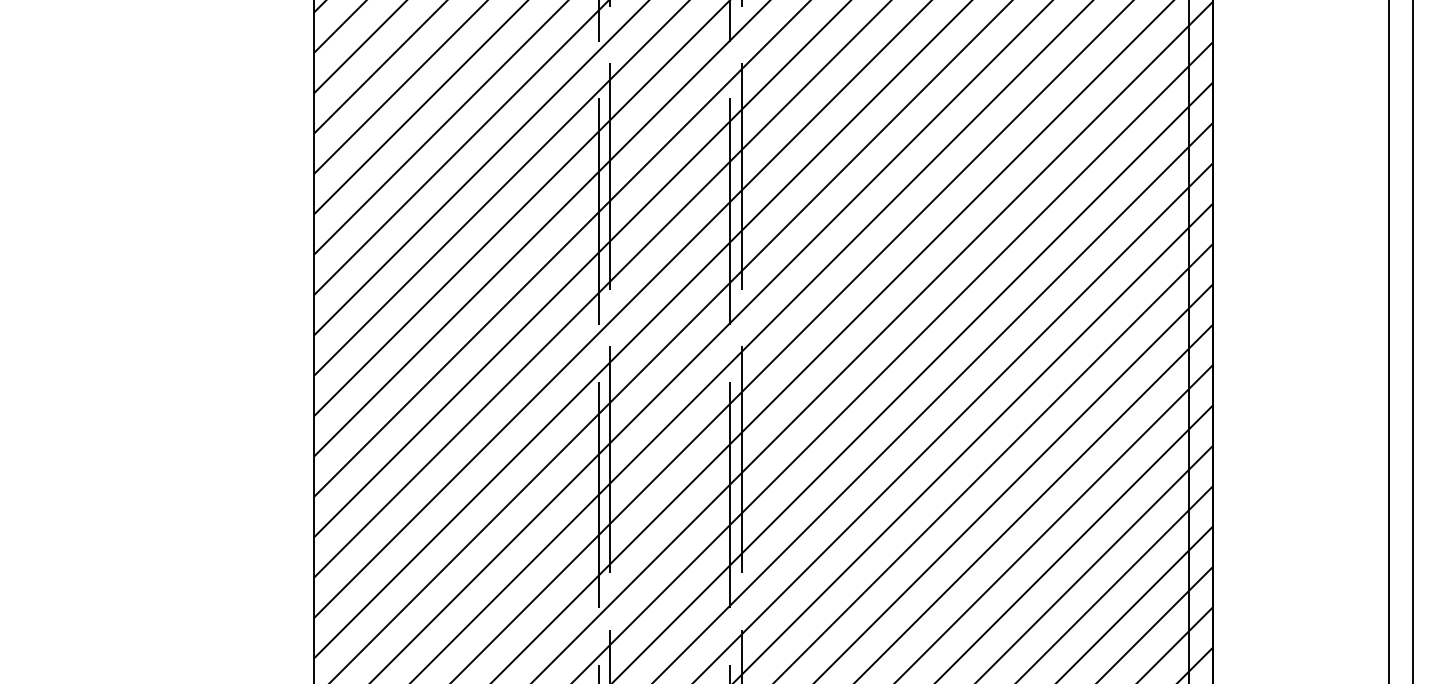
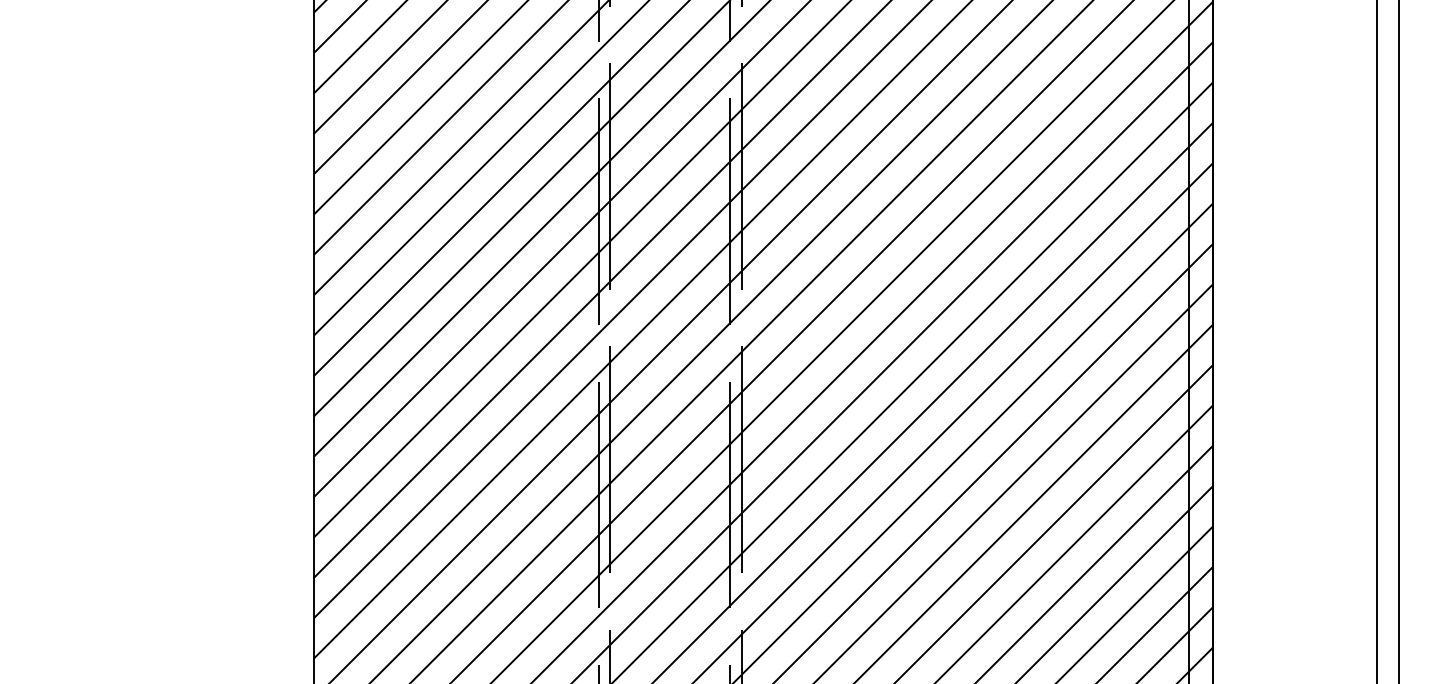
line position: (1389, 341) -> (1377, 341) (1377, 341)
line position: (1413, 341) -> (1399, 341) (1399, 341)
